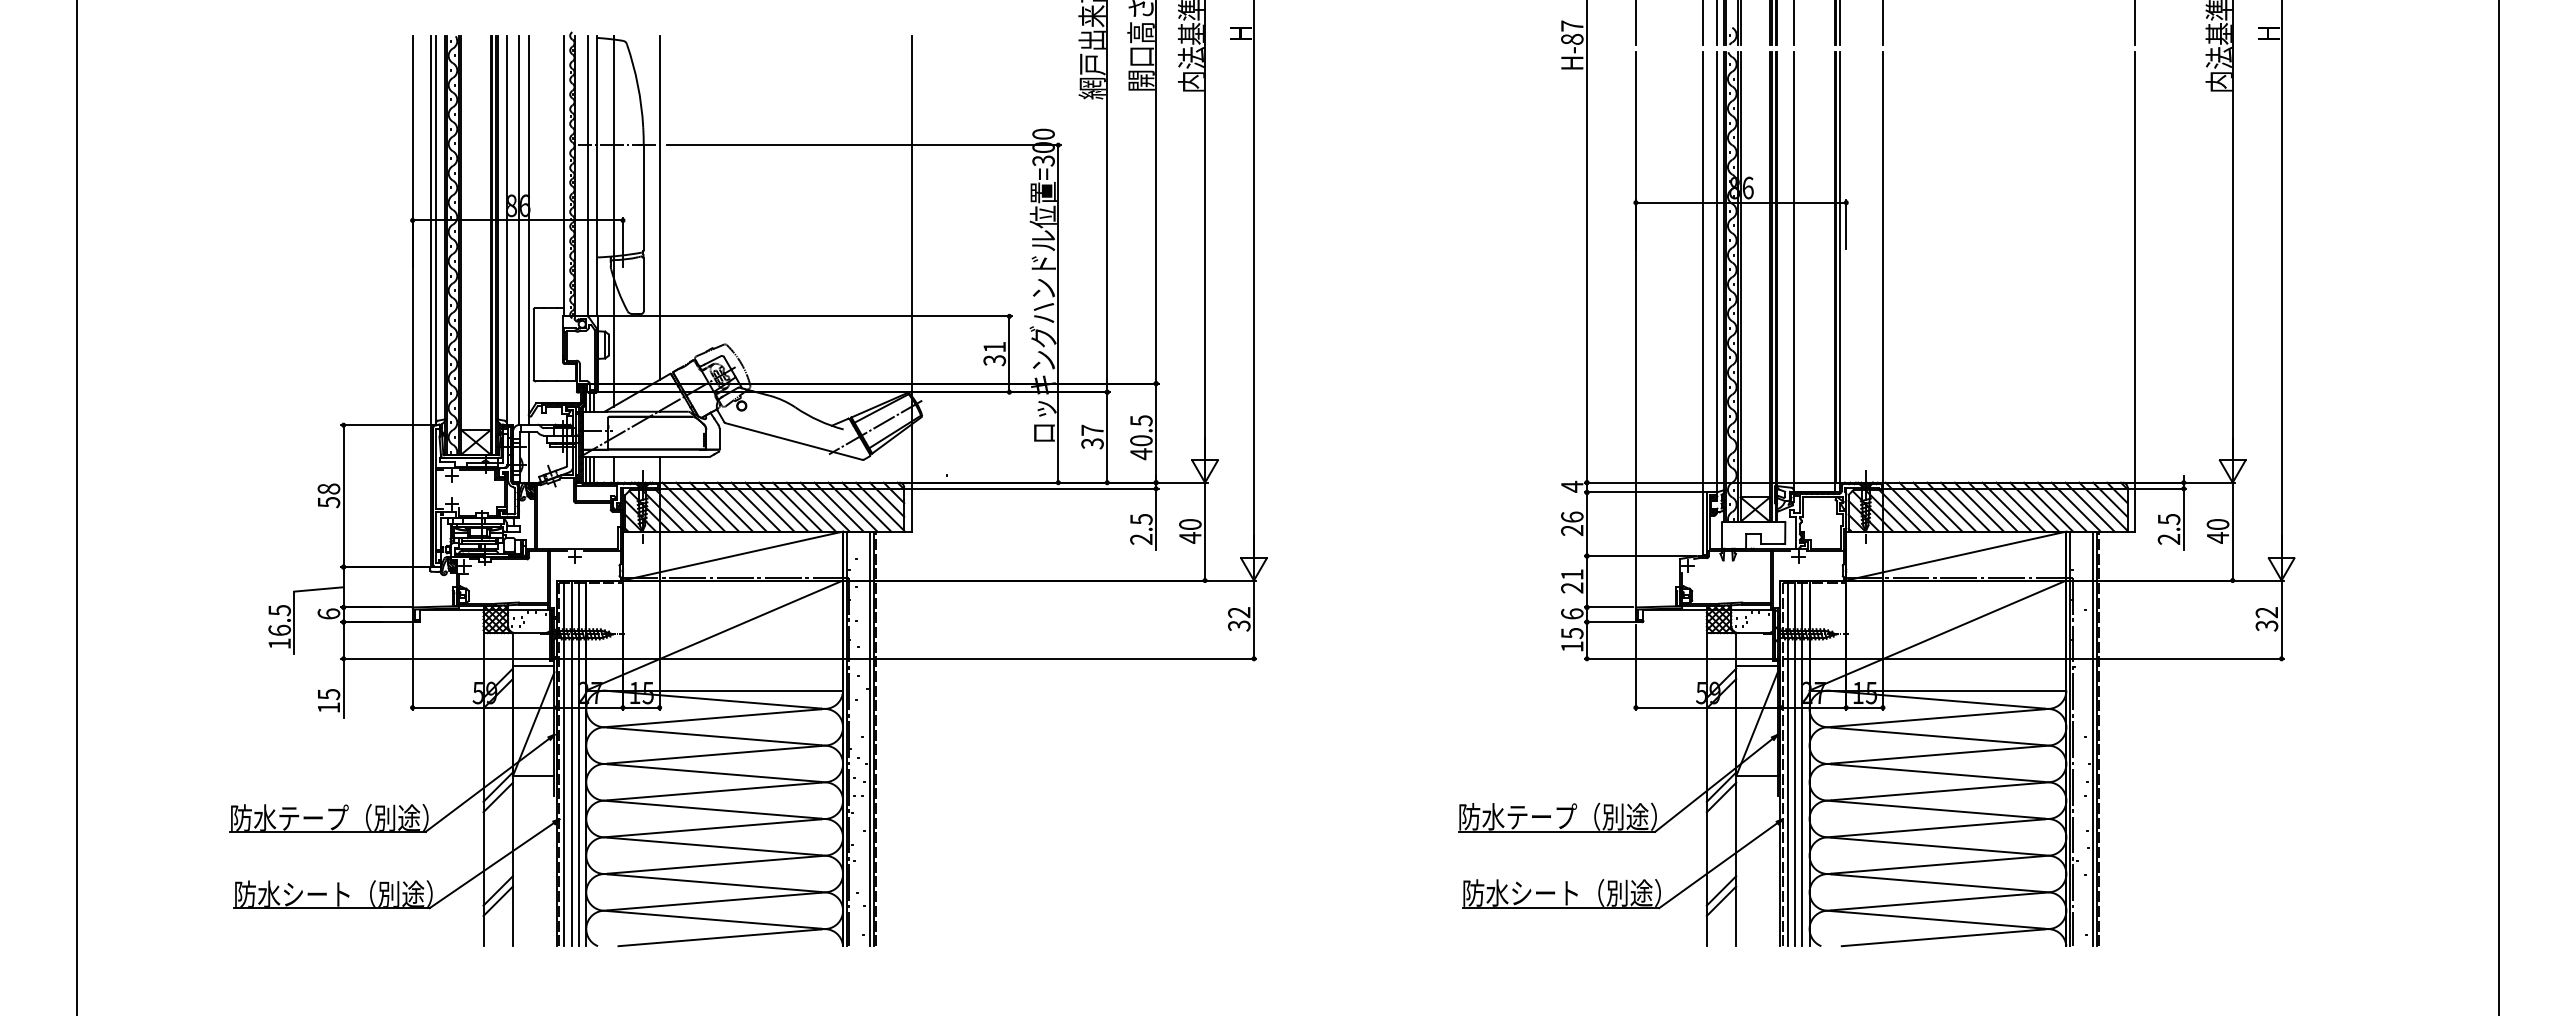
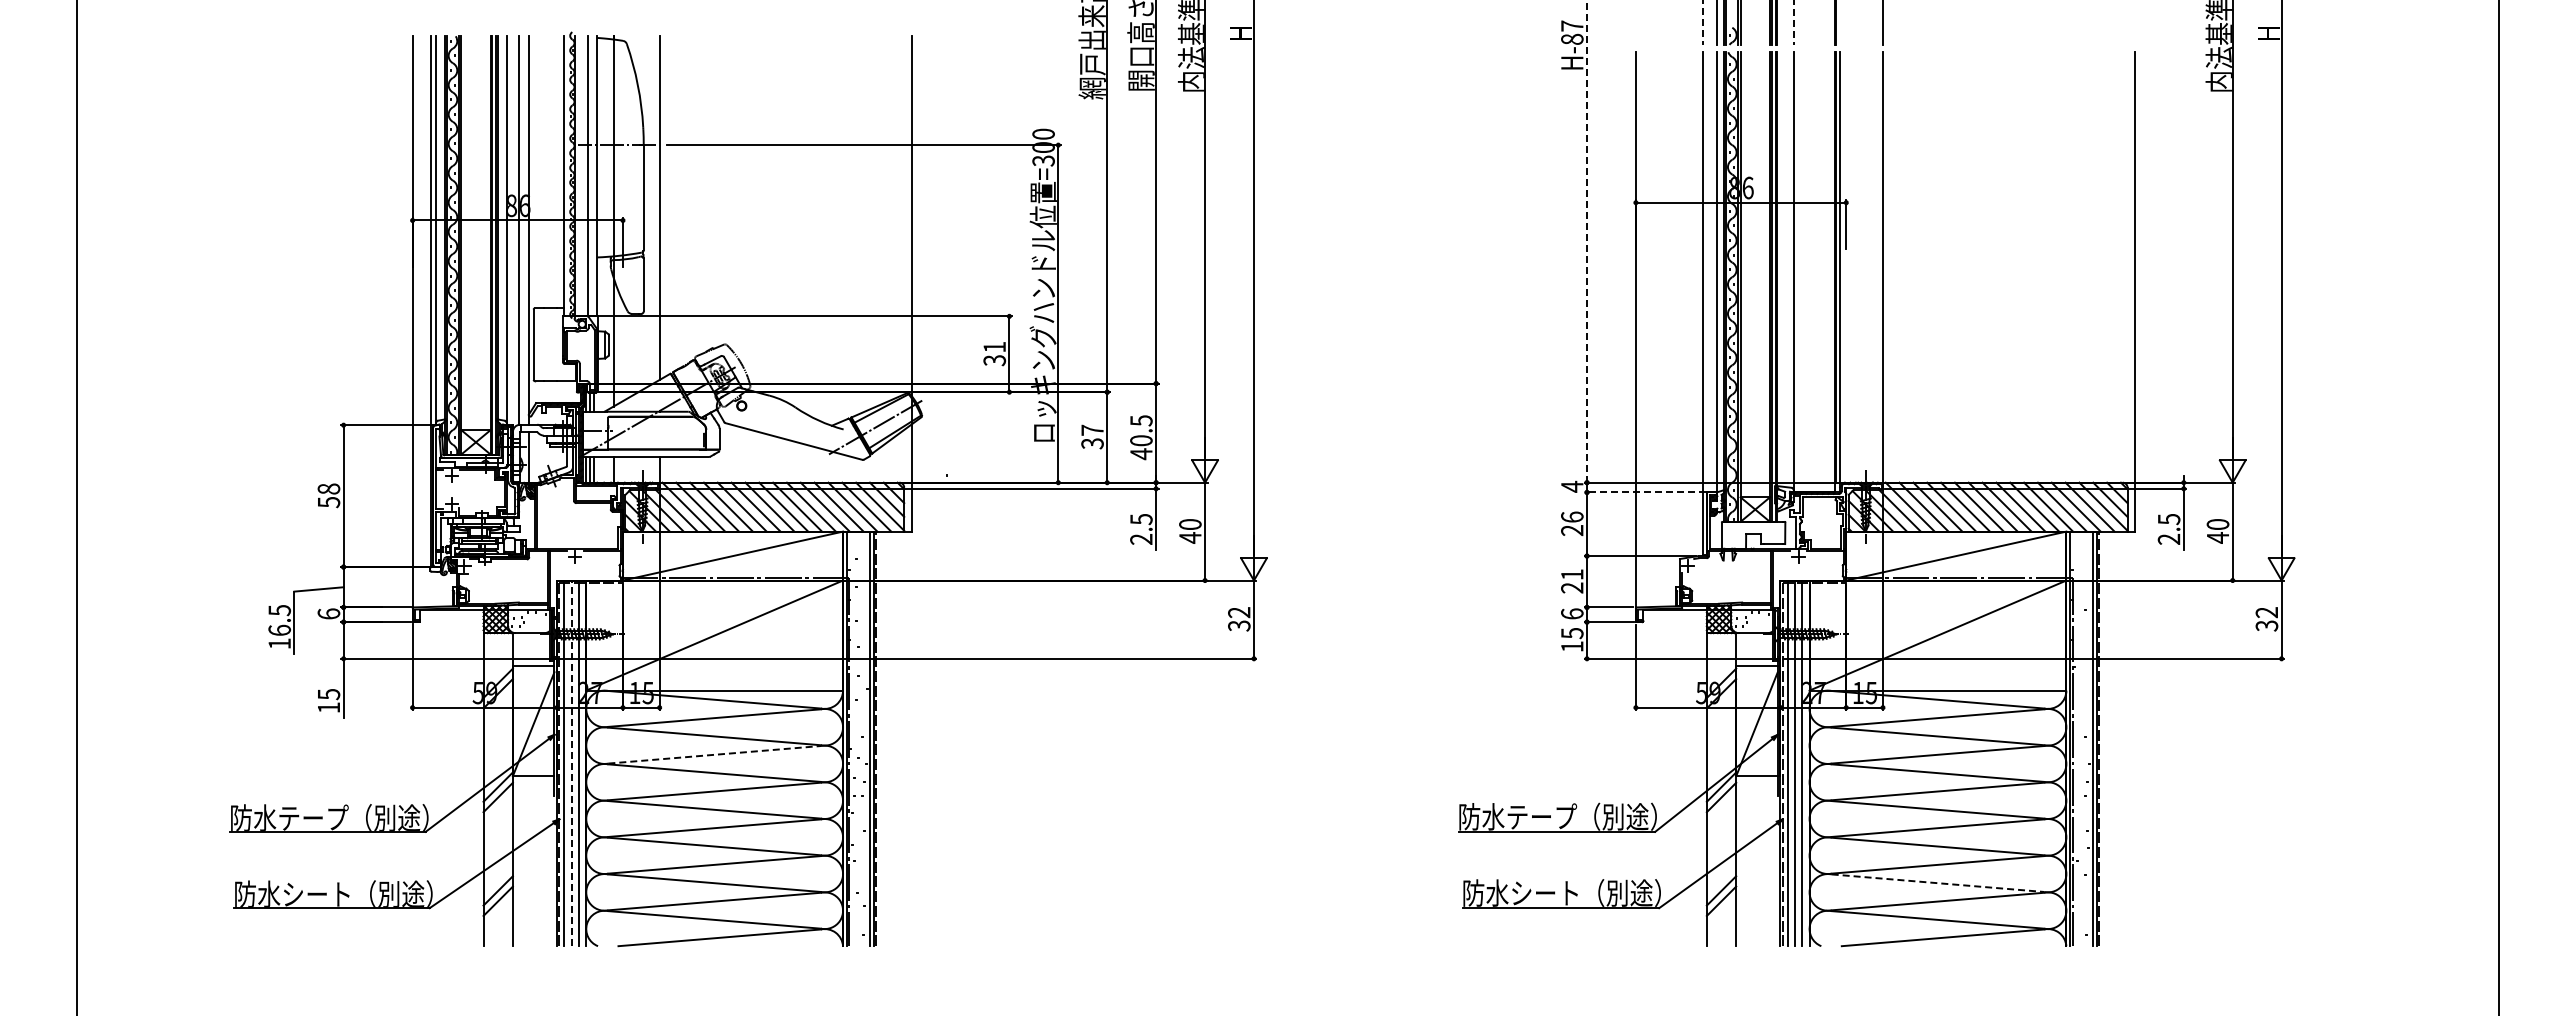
line: solid -> dashed (1703, 22)
line: solid -> dashed (1793, 22)
line: present -> none (1635, 23)
line: present -> none (1840, 23)
line: present -> none (2134, 23)
line: solid -> dashed (1587, 241)
line: solid -> dashed (1645, 492)
line: solid -> dashed (714, 754)
line: solid -> dashed (571, 763)
line: solid -> dashed (1937, 883)
